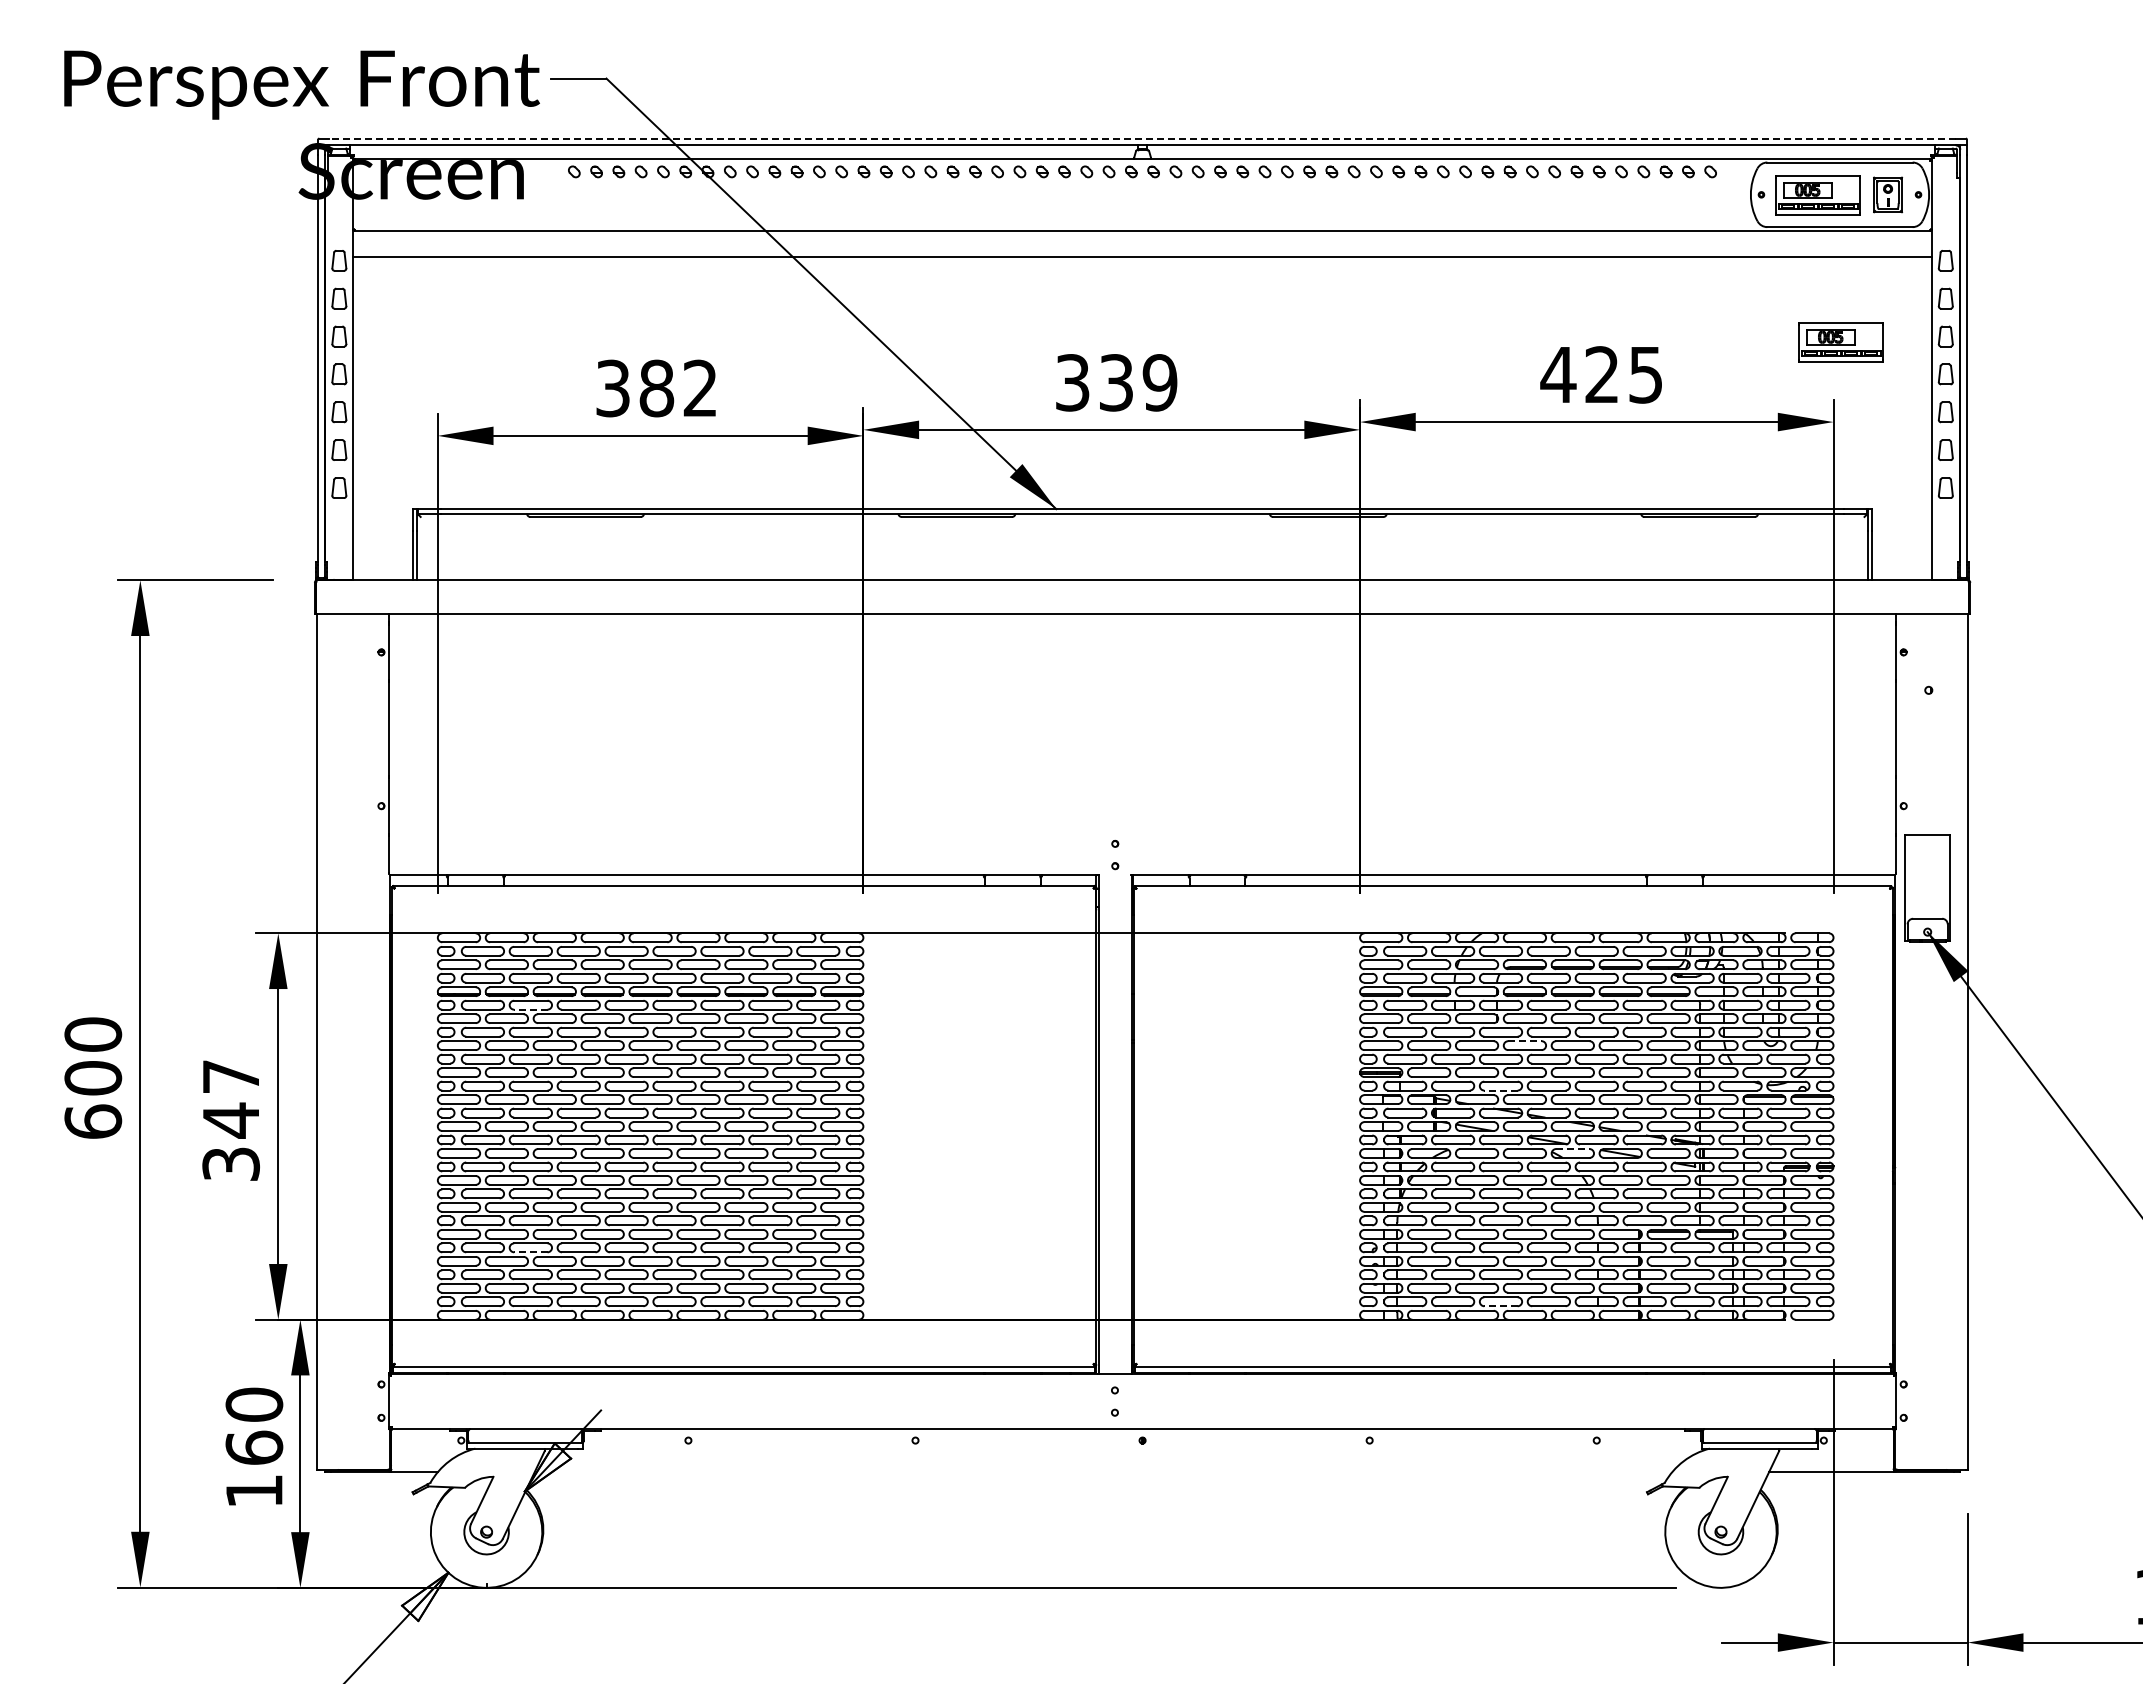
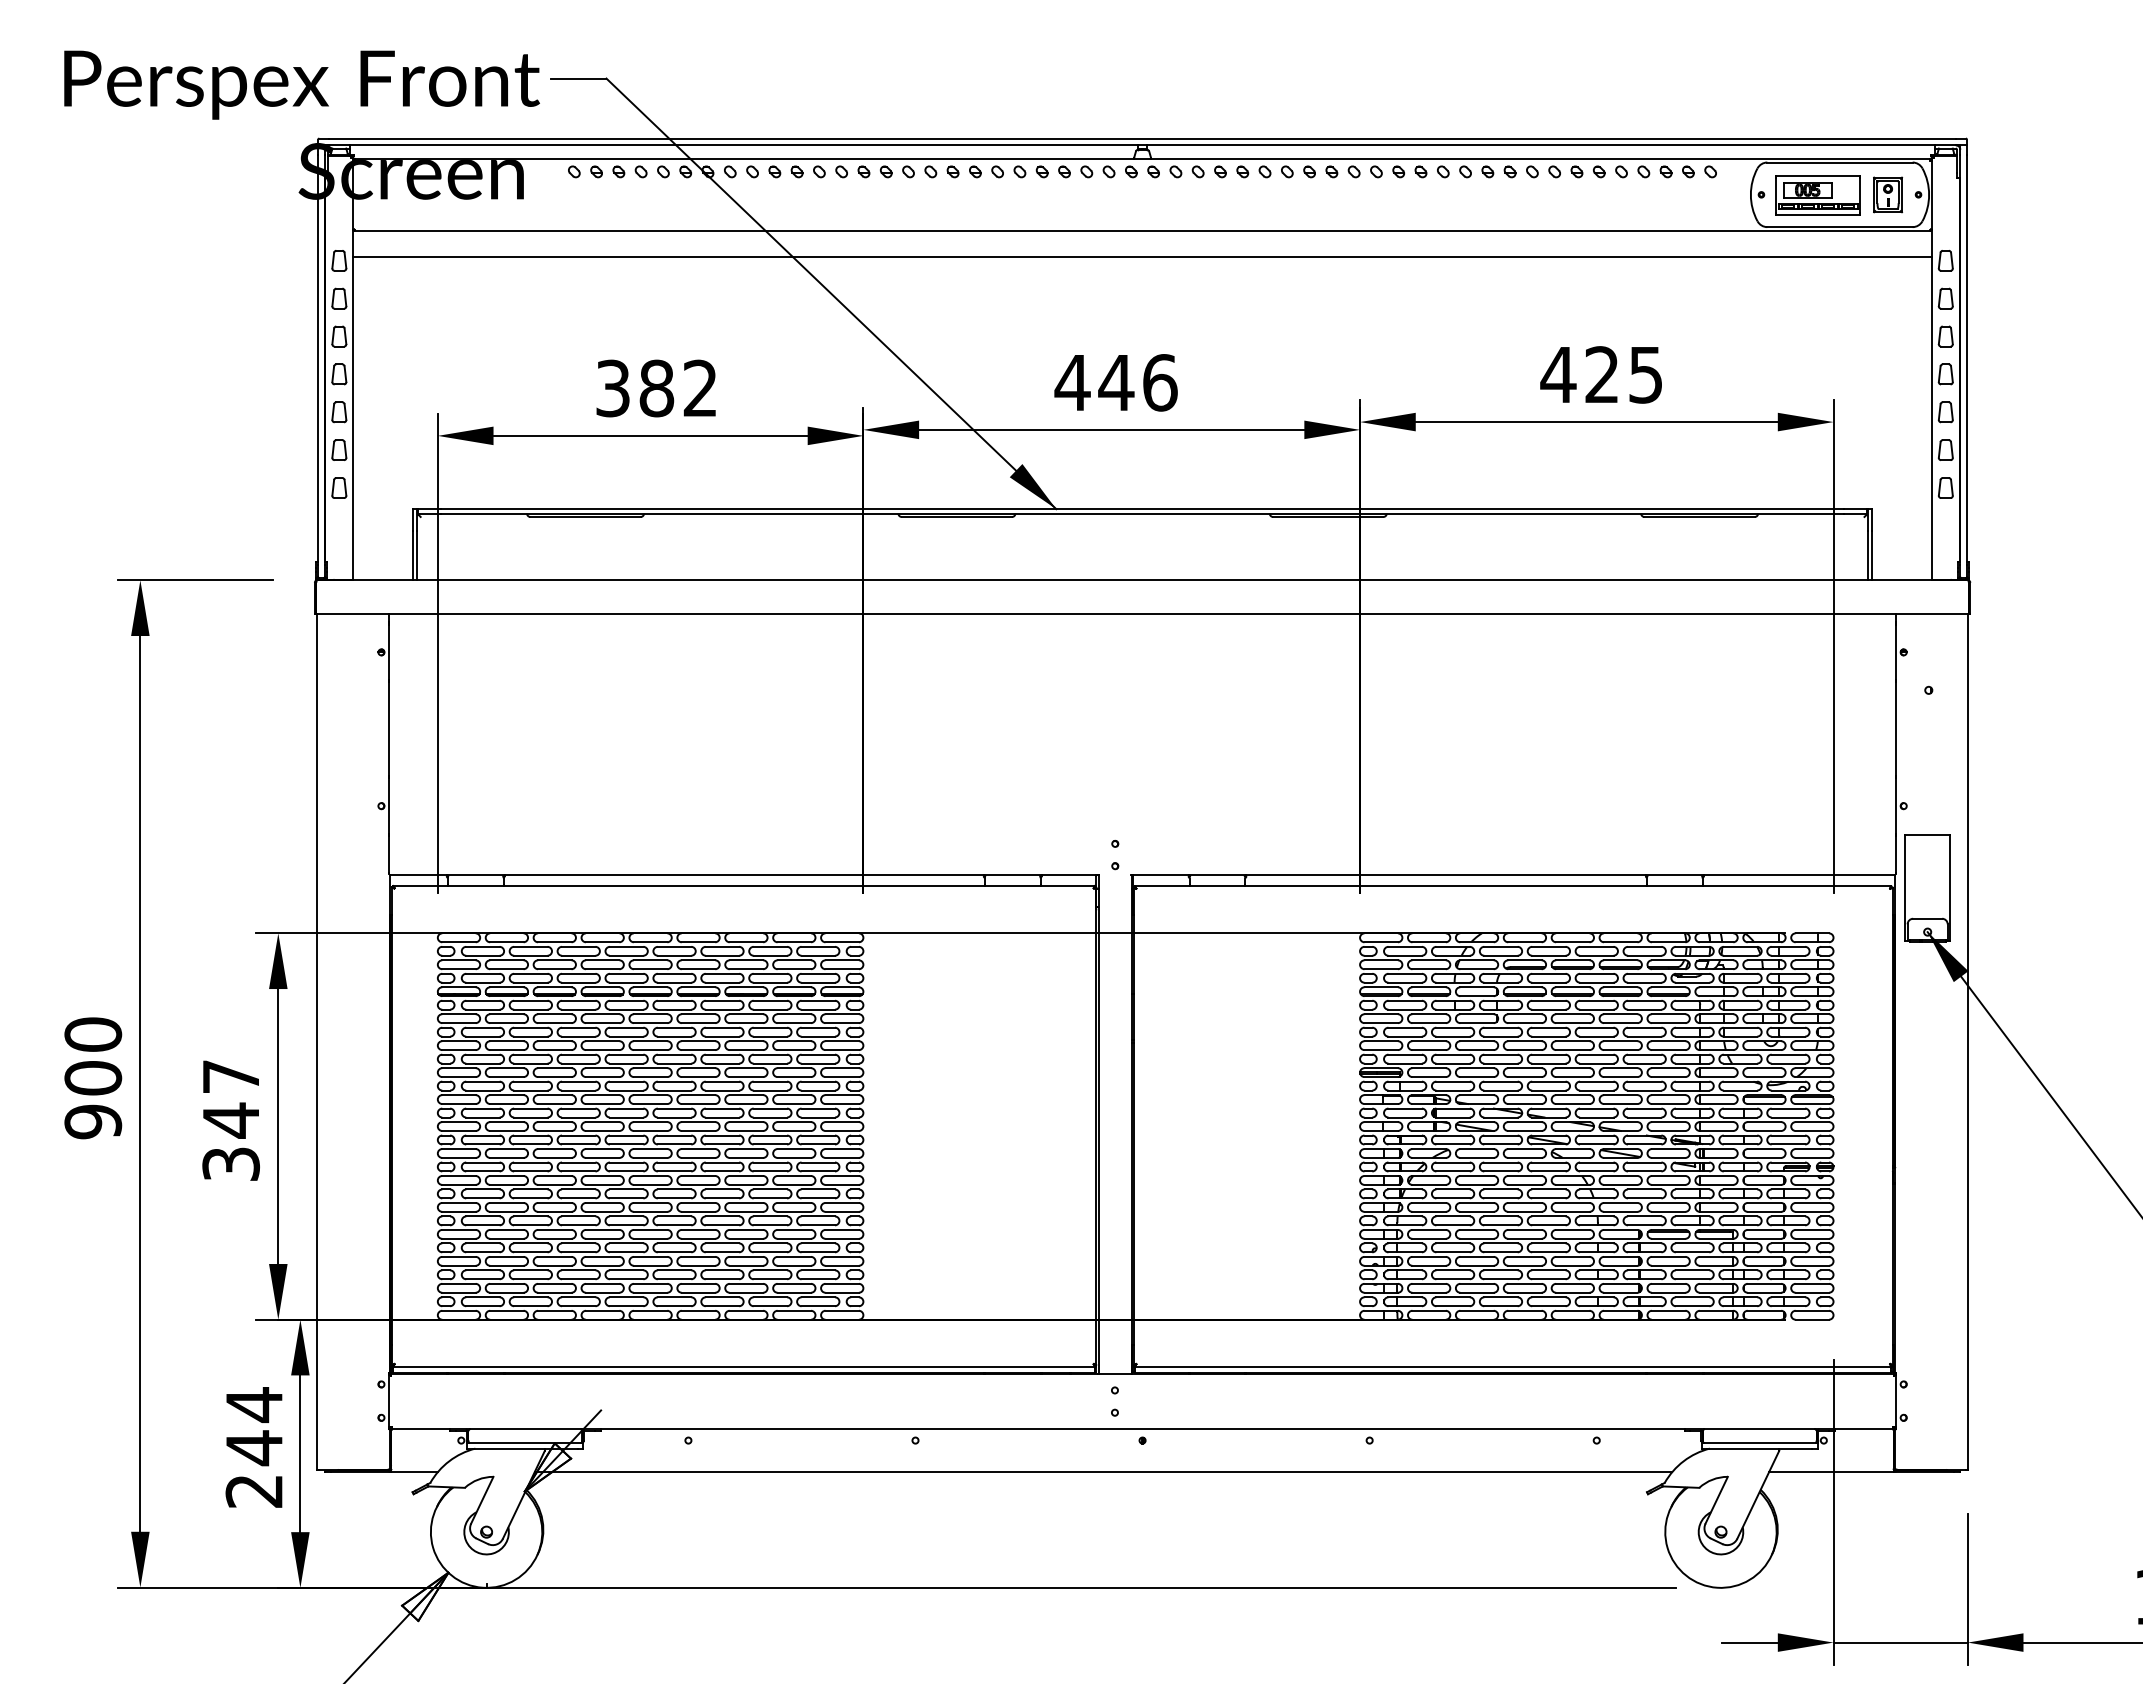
line: dashed -> solid (1142, 138)
part: present -> none (1840, 342)
text: 339 -> 446 (1115, 382)
line: dashed -> solid (530, 1009)
line: dashed -> solid (1524, 1041)
line: dashed -> solid (1500, 1090)
text: 600 -> 900 (93, 1121)
line: dashed -> solid (1572, 1149)
line: dashed -> solid (530, 1252)
line: dashed -> solid (1500, 1306)
text: 160 -> 244 (254, 1447)
line: none -> present (1103, 1472)
